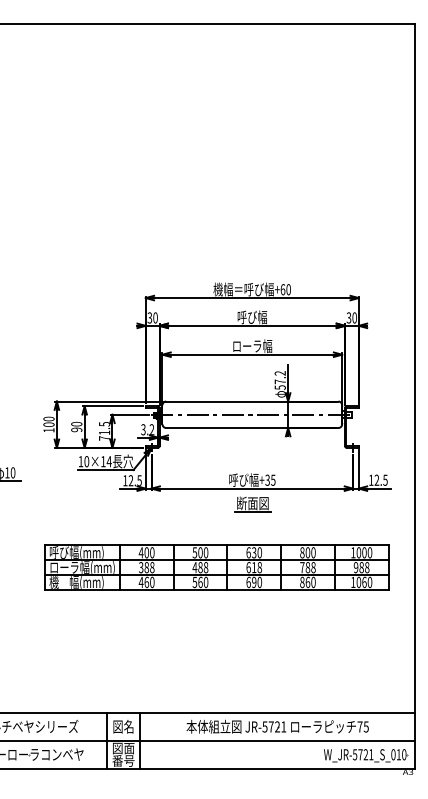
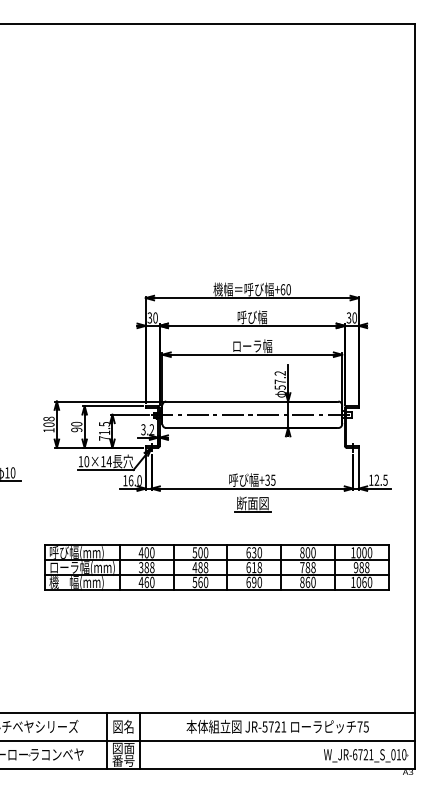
text: 100 -> 108 (49, 418)
text: 12.5 -> 16.0 (134, 480)
text: W_JR-5721_S_010 -> W_JR-6721_S_010 (355, 754)
